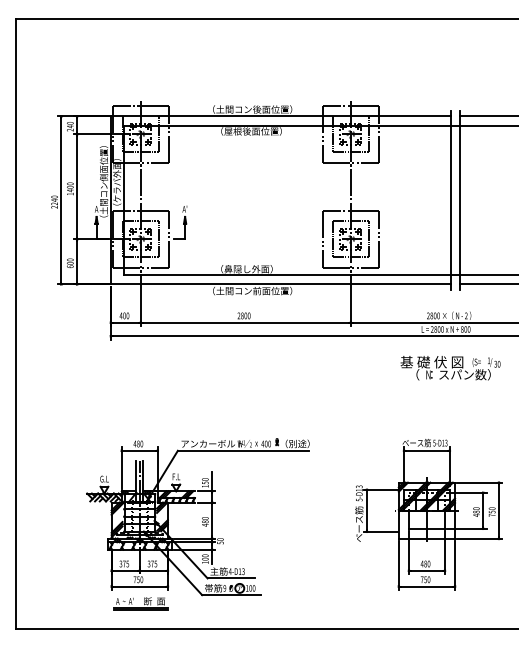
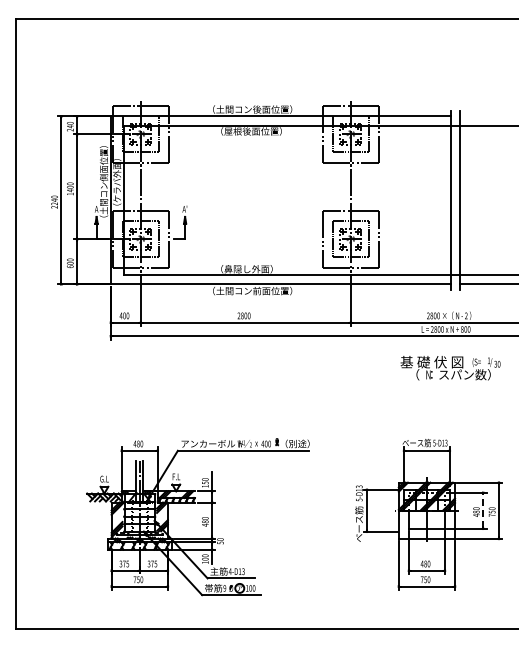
line: present -> none (487, 116)
line: solid -> dashed (483, 510)
part: present -> none (140, 603)
